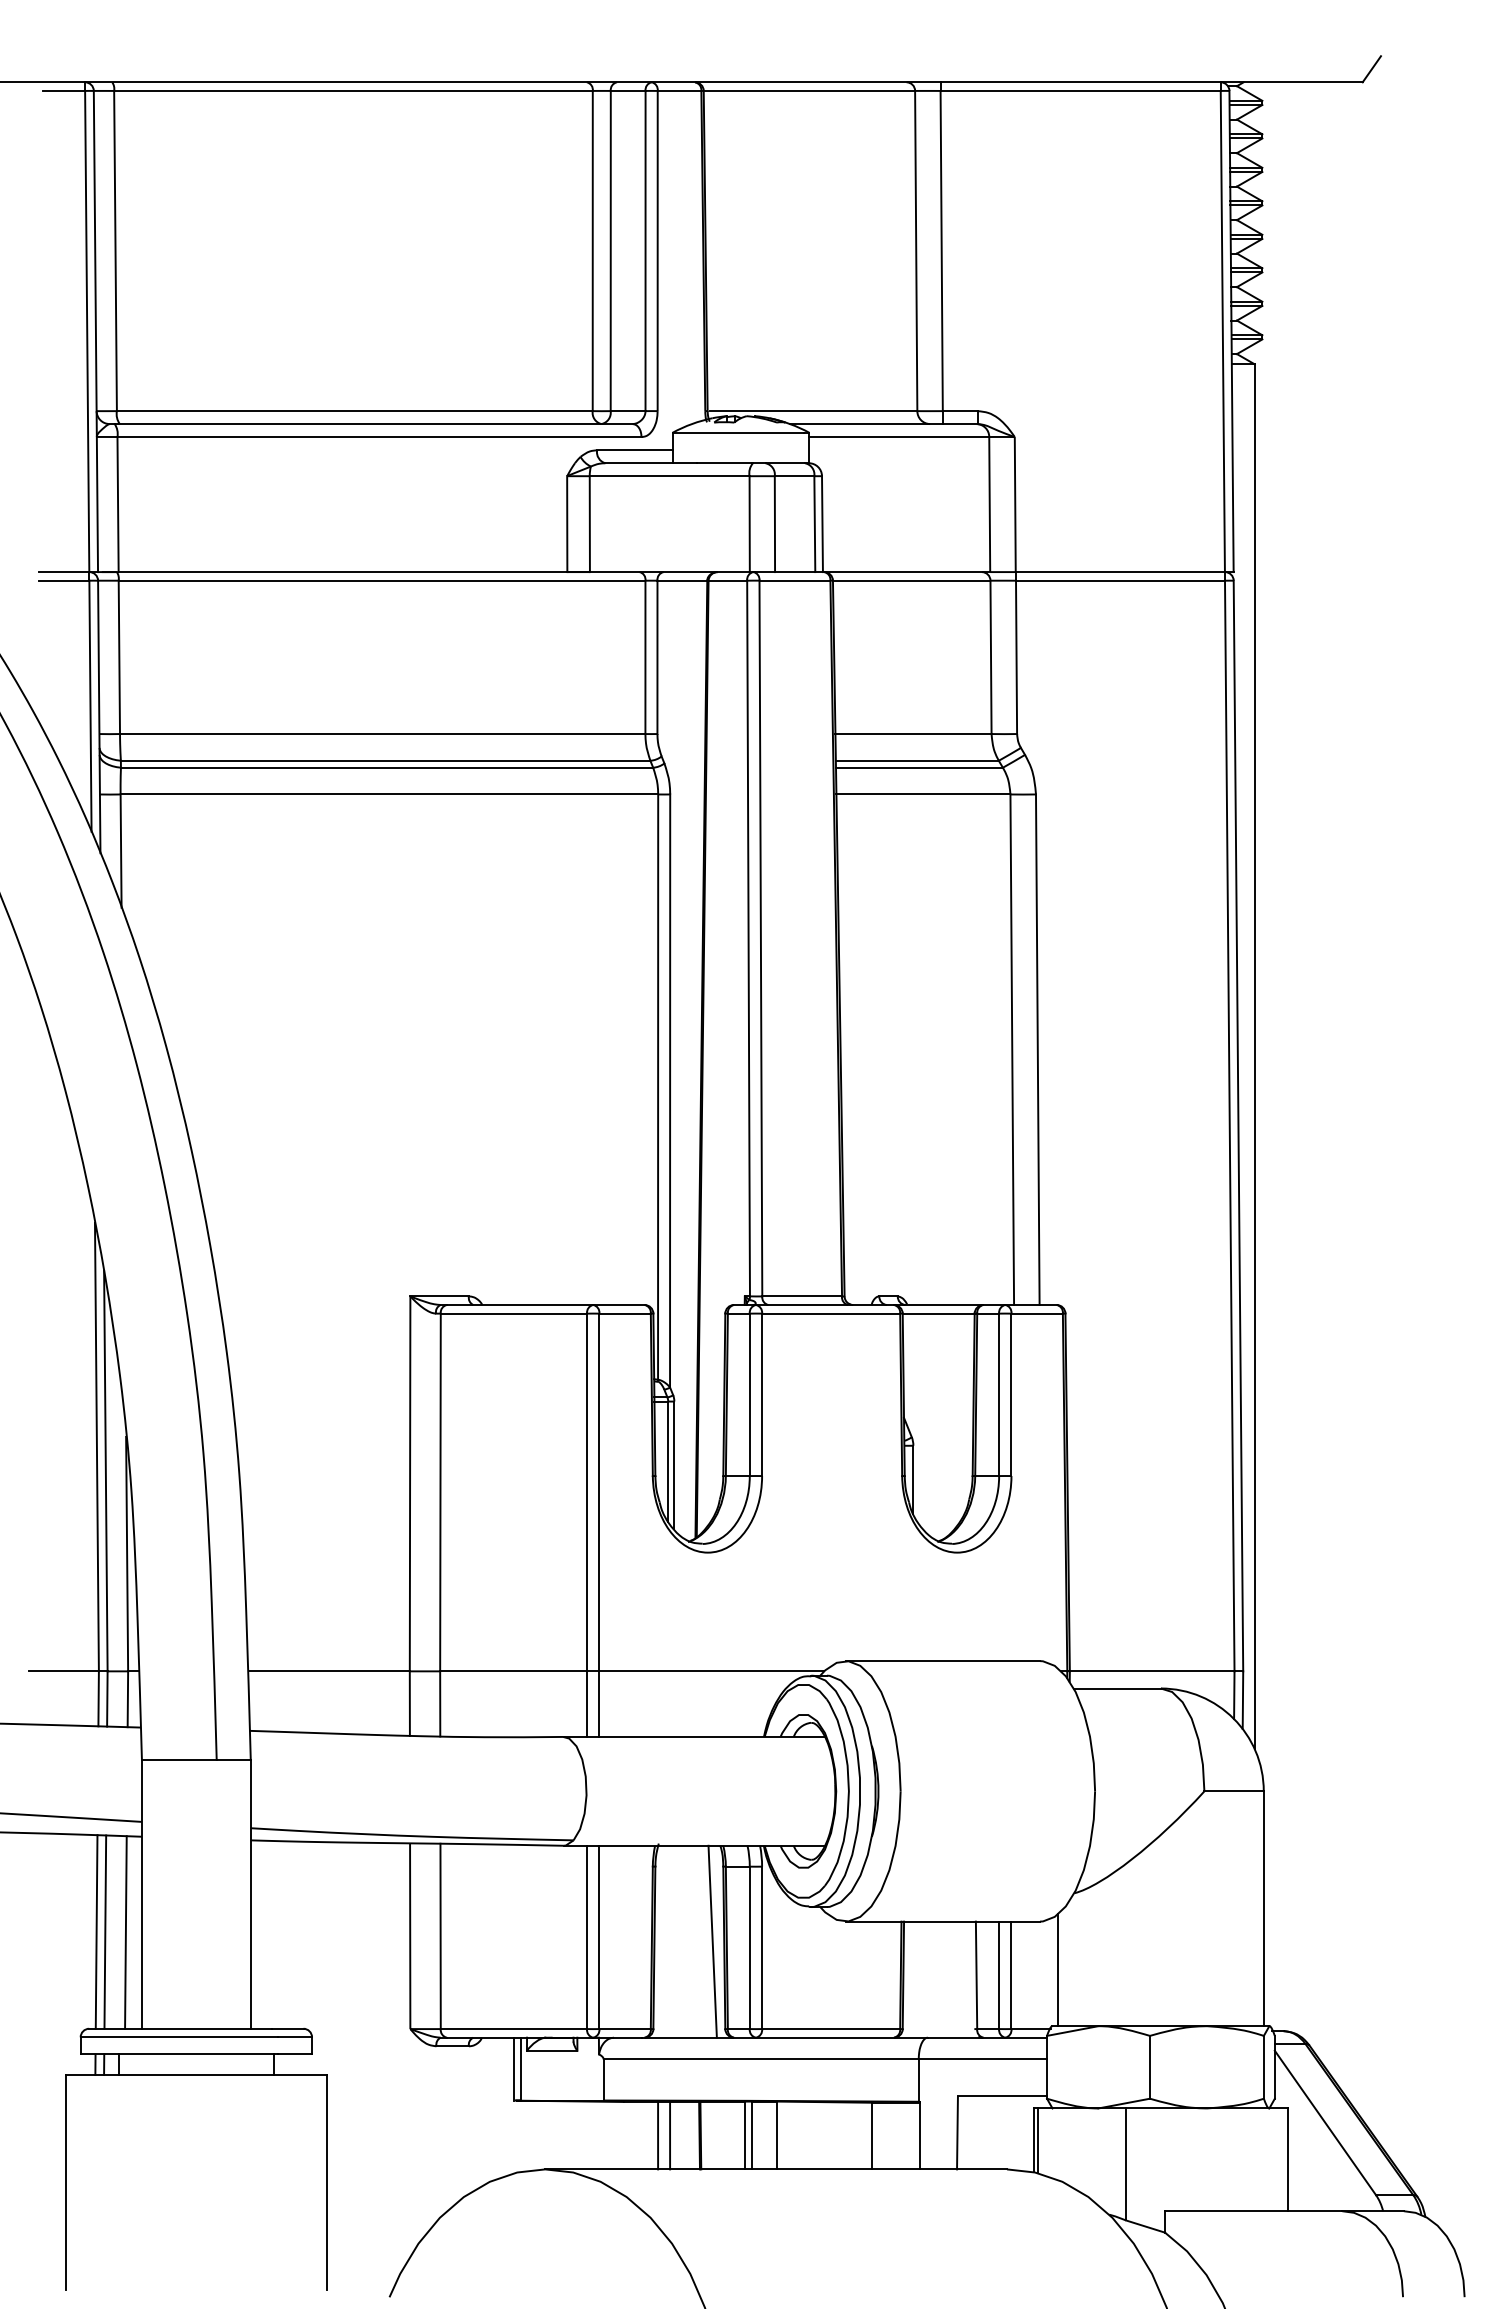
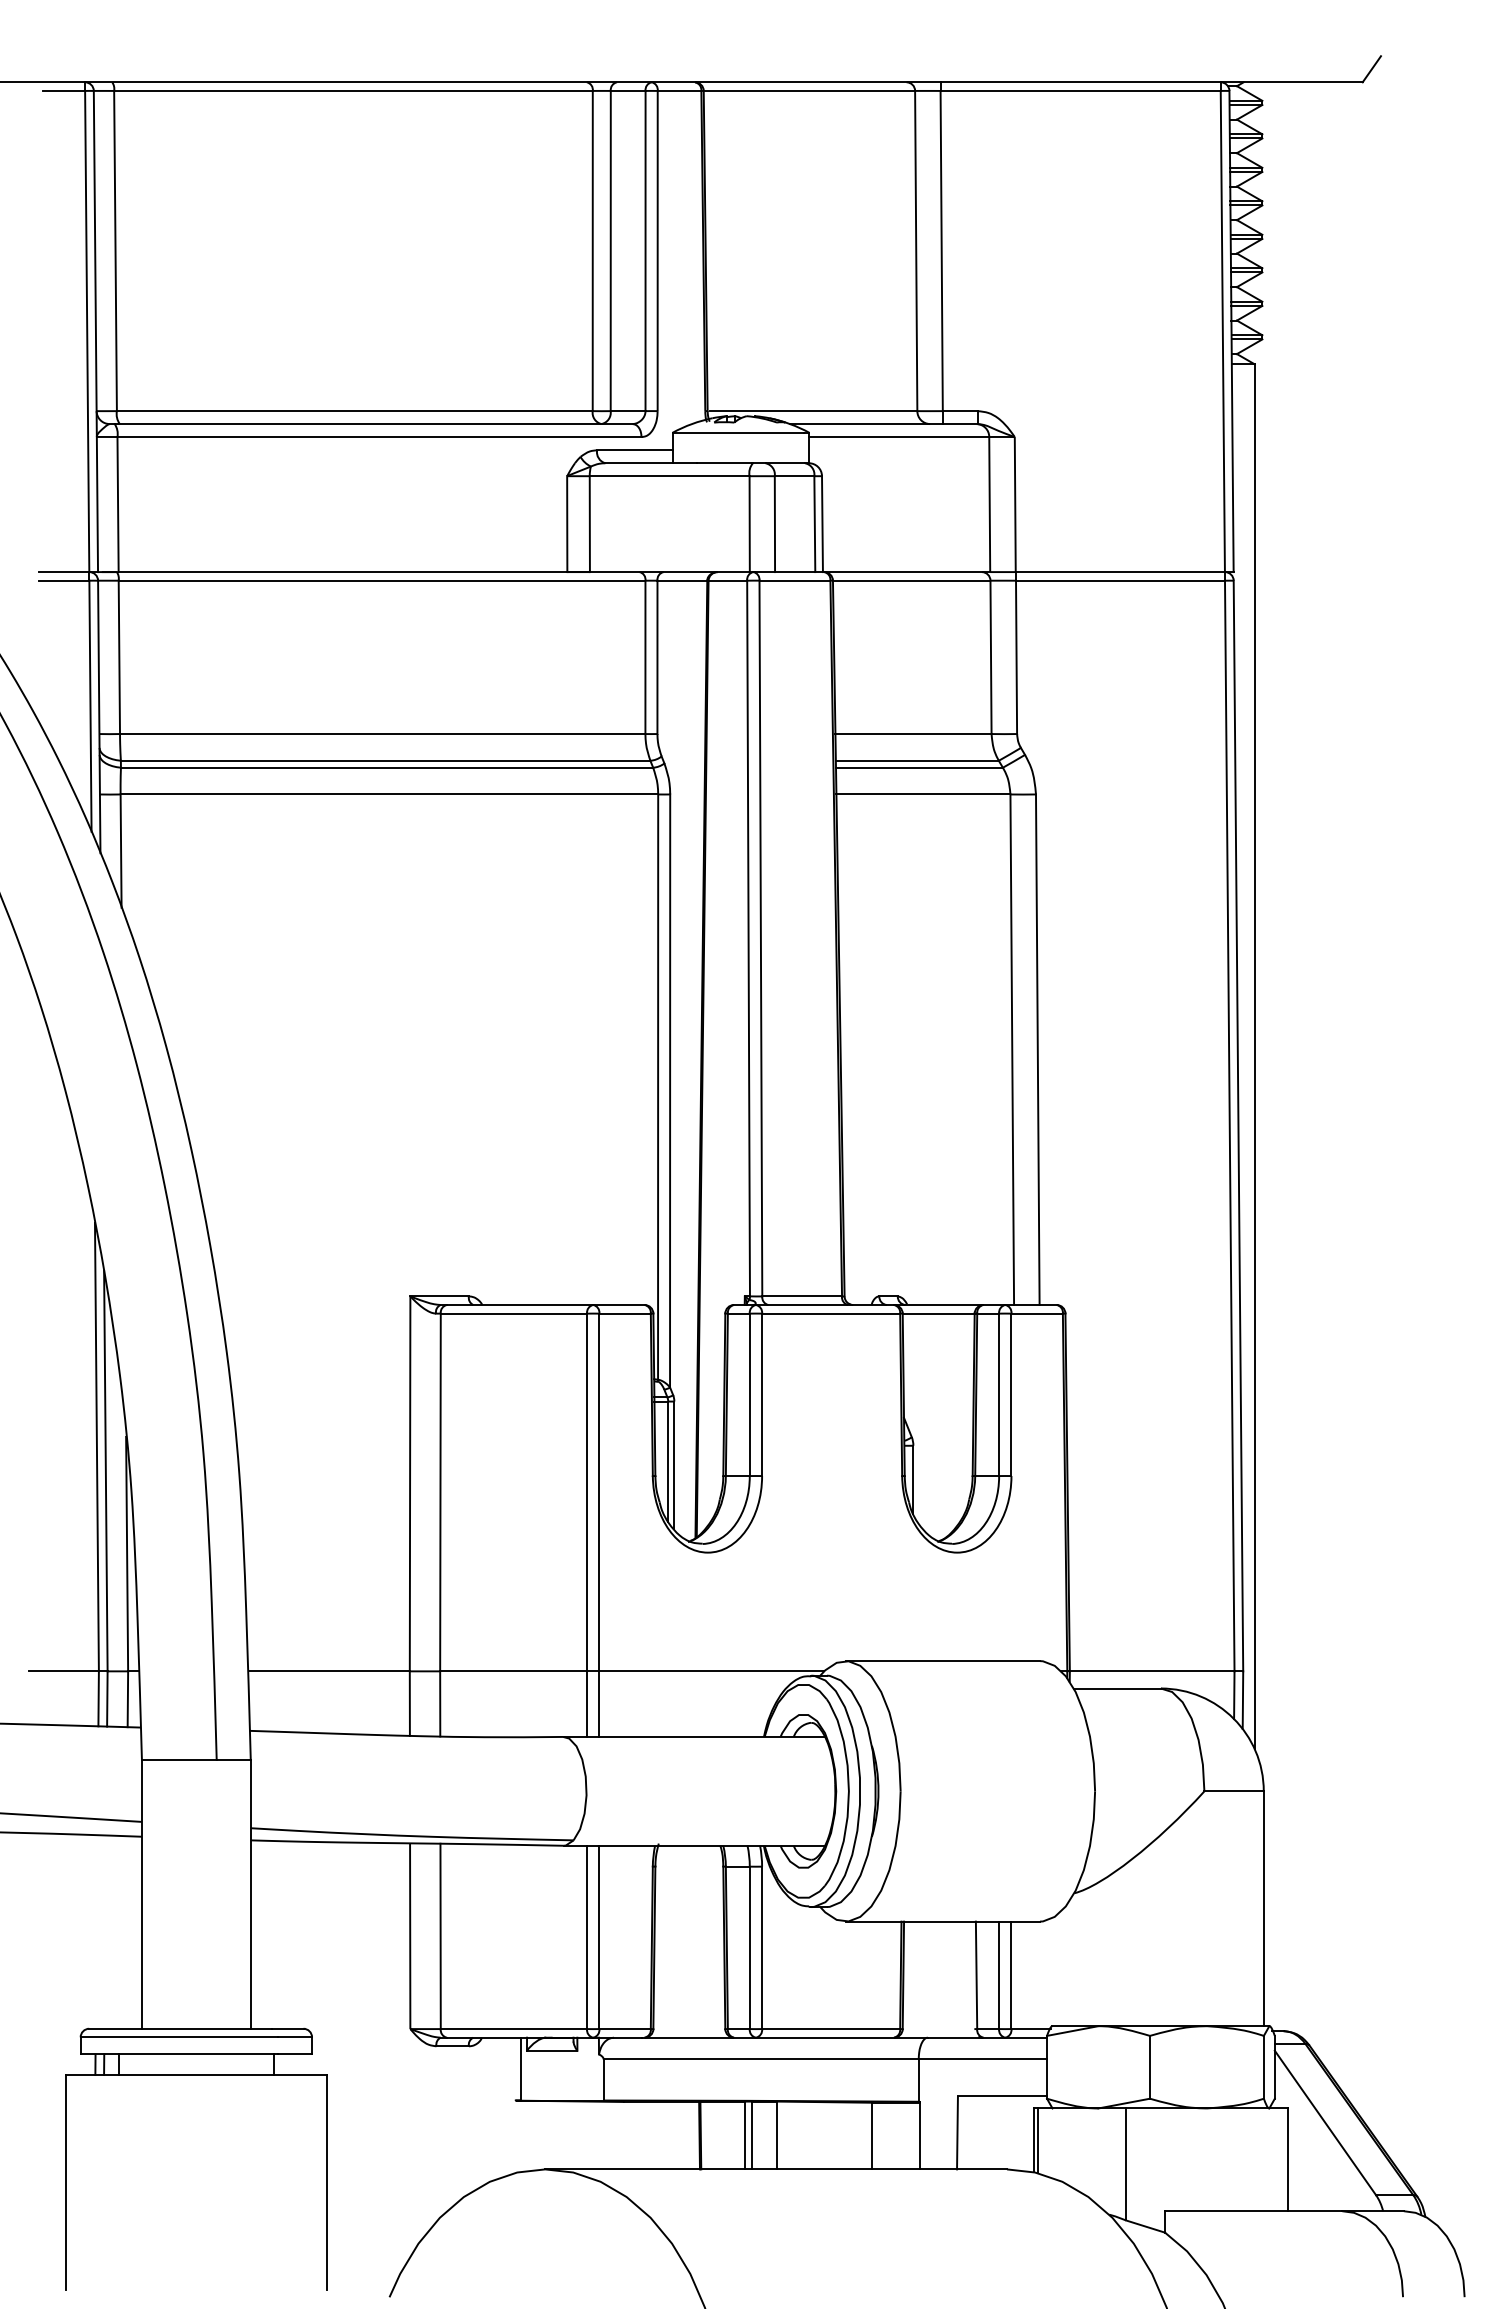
line: present -> none (96, 1931)
line: present -> none (105, 1931)
line: present -> none (125, 1932)
line: present -> none (712, 1941)
line: present -> none (1058, 1970)
line: present -> none (514, 2068)
line: present -> none (658, 2135)
line: present -> none (670, 2135)
